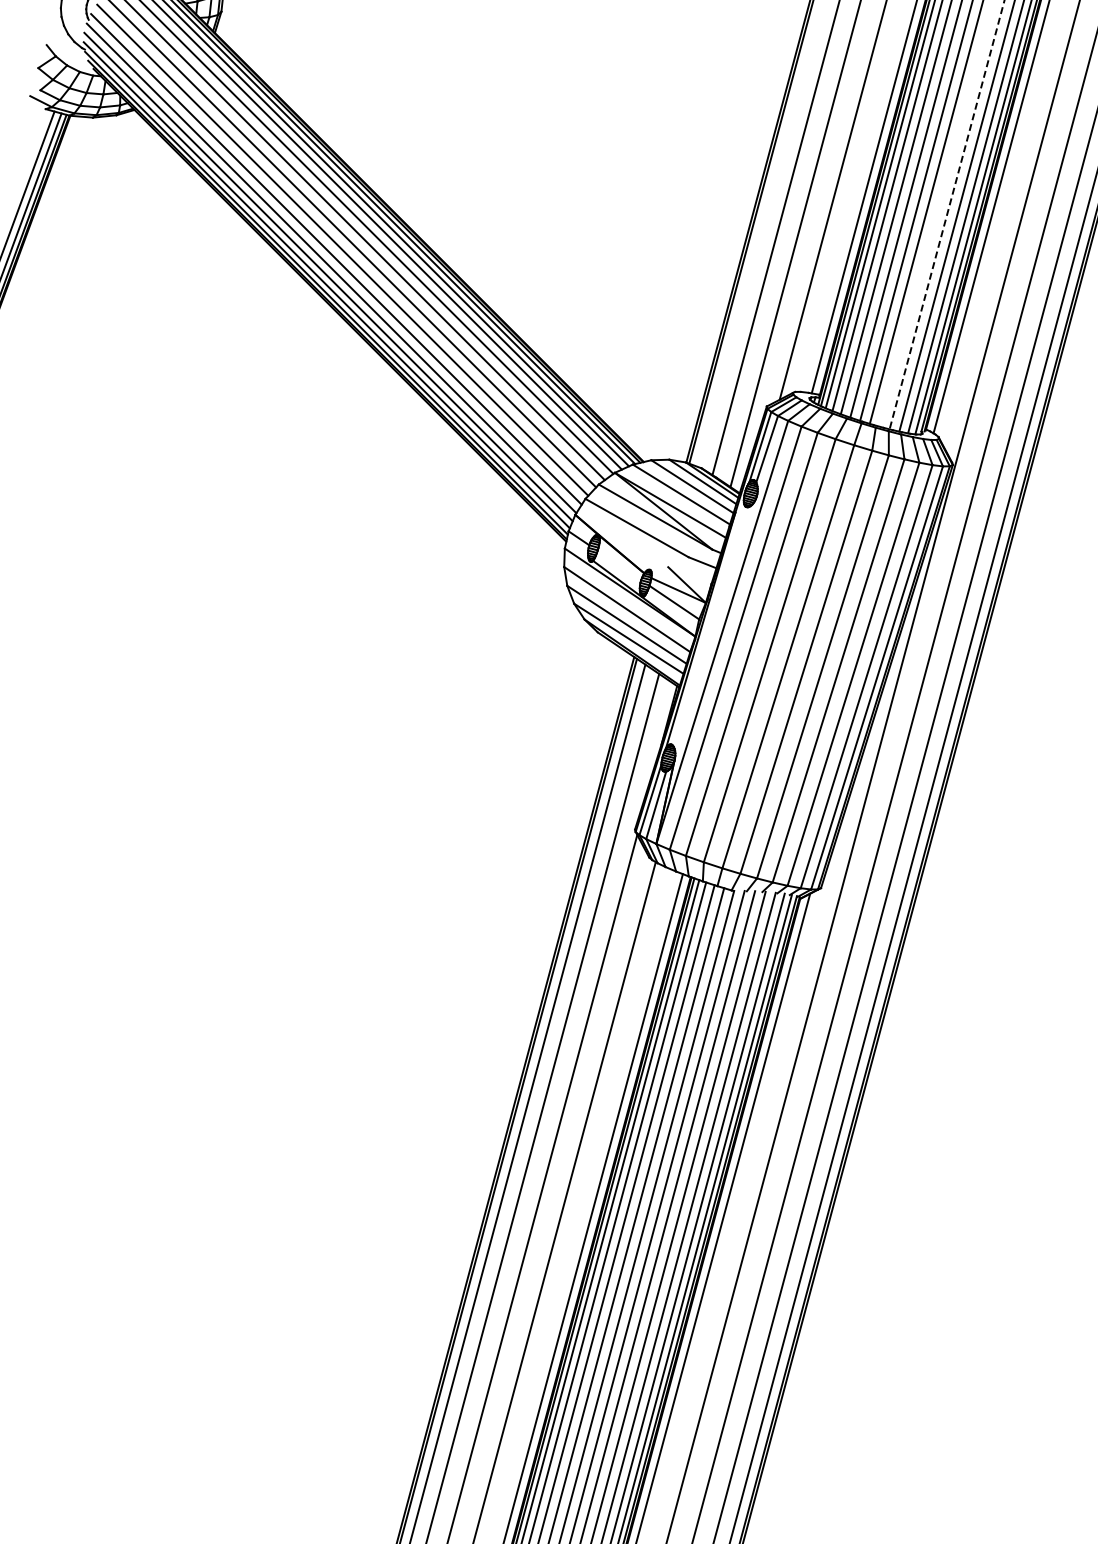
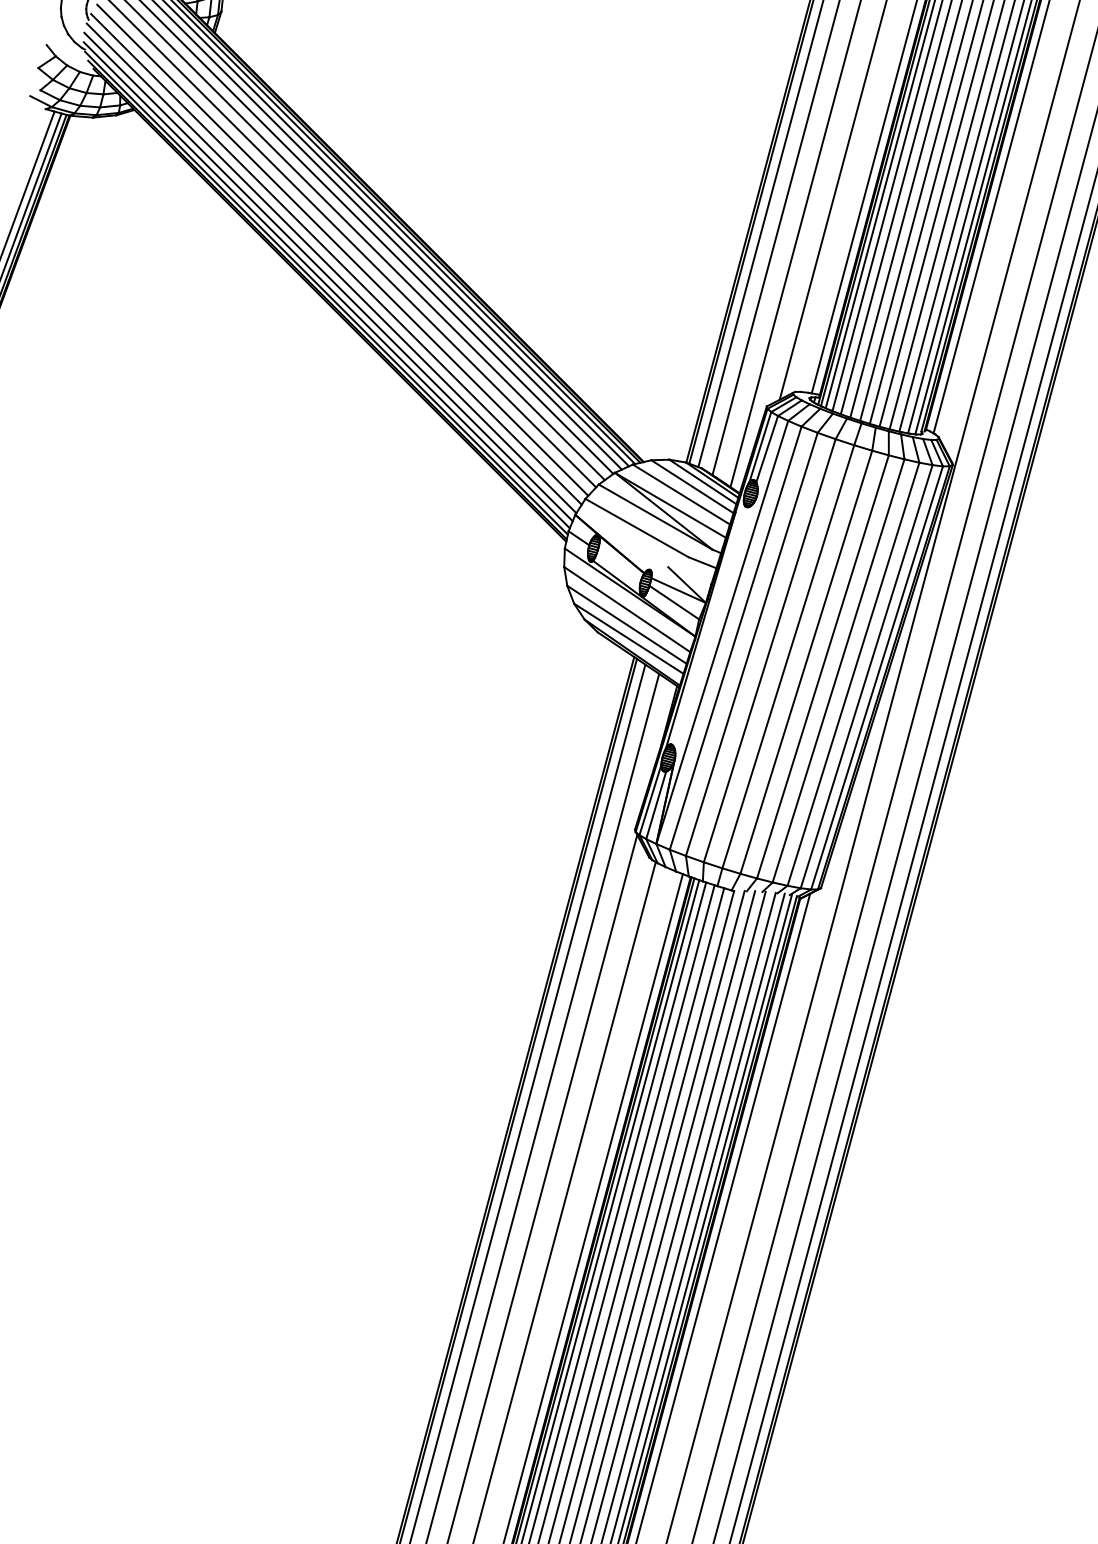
line: none -> present (936, 214)
line: dashed -> solid (947, 215)
line: none -> present (760, 234)
